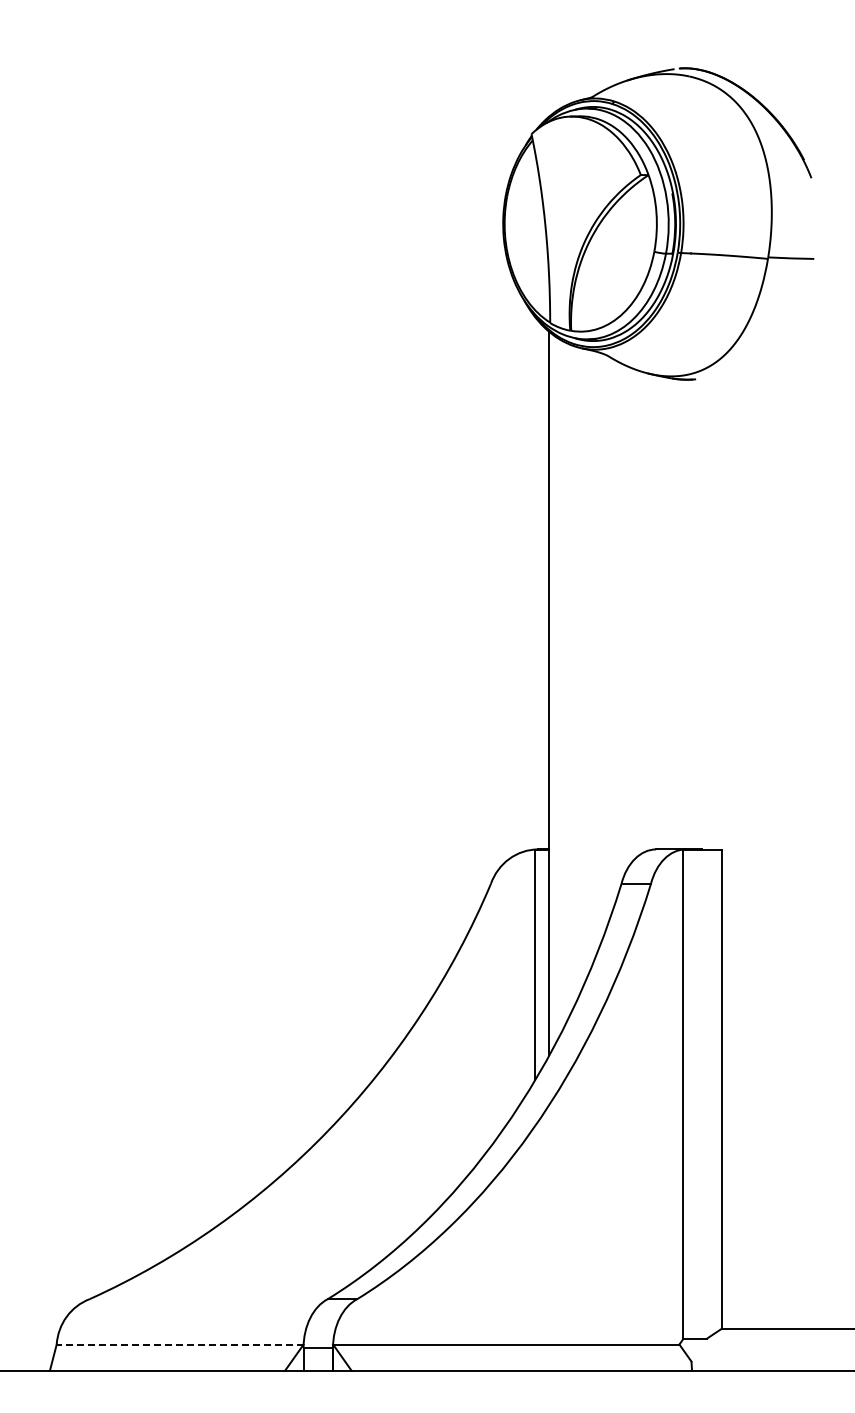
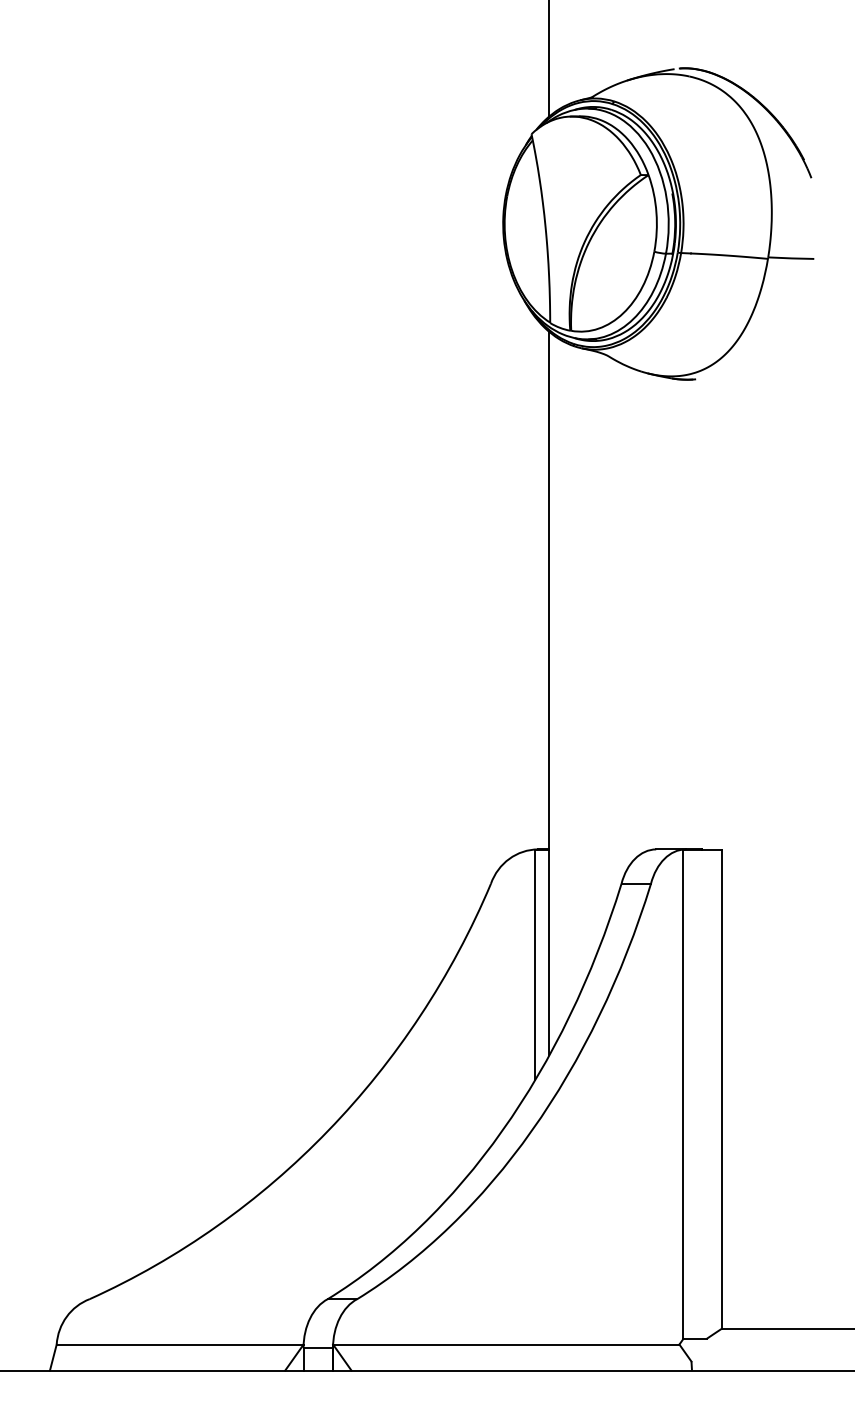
line: none -> present (549, 59)
line: dashed -> solid (179, 1344)
